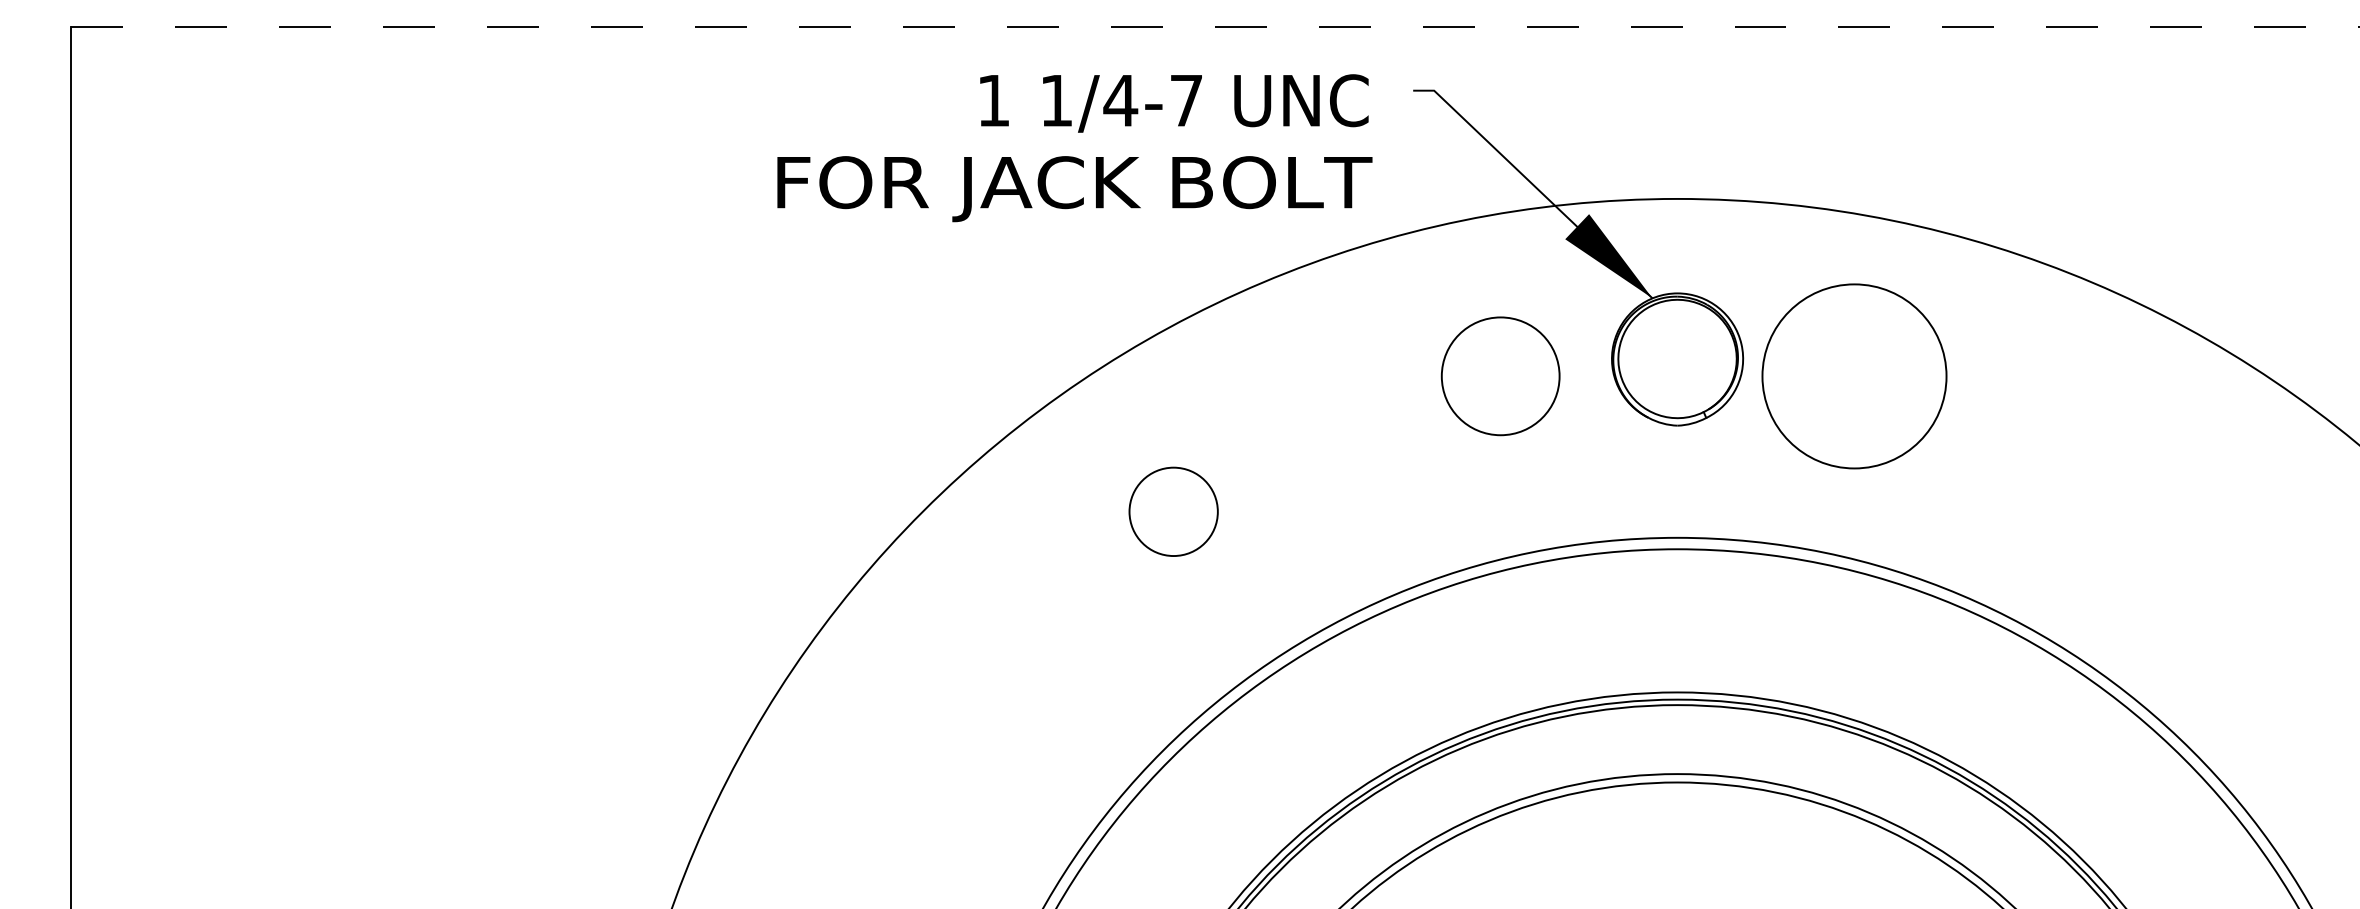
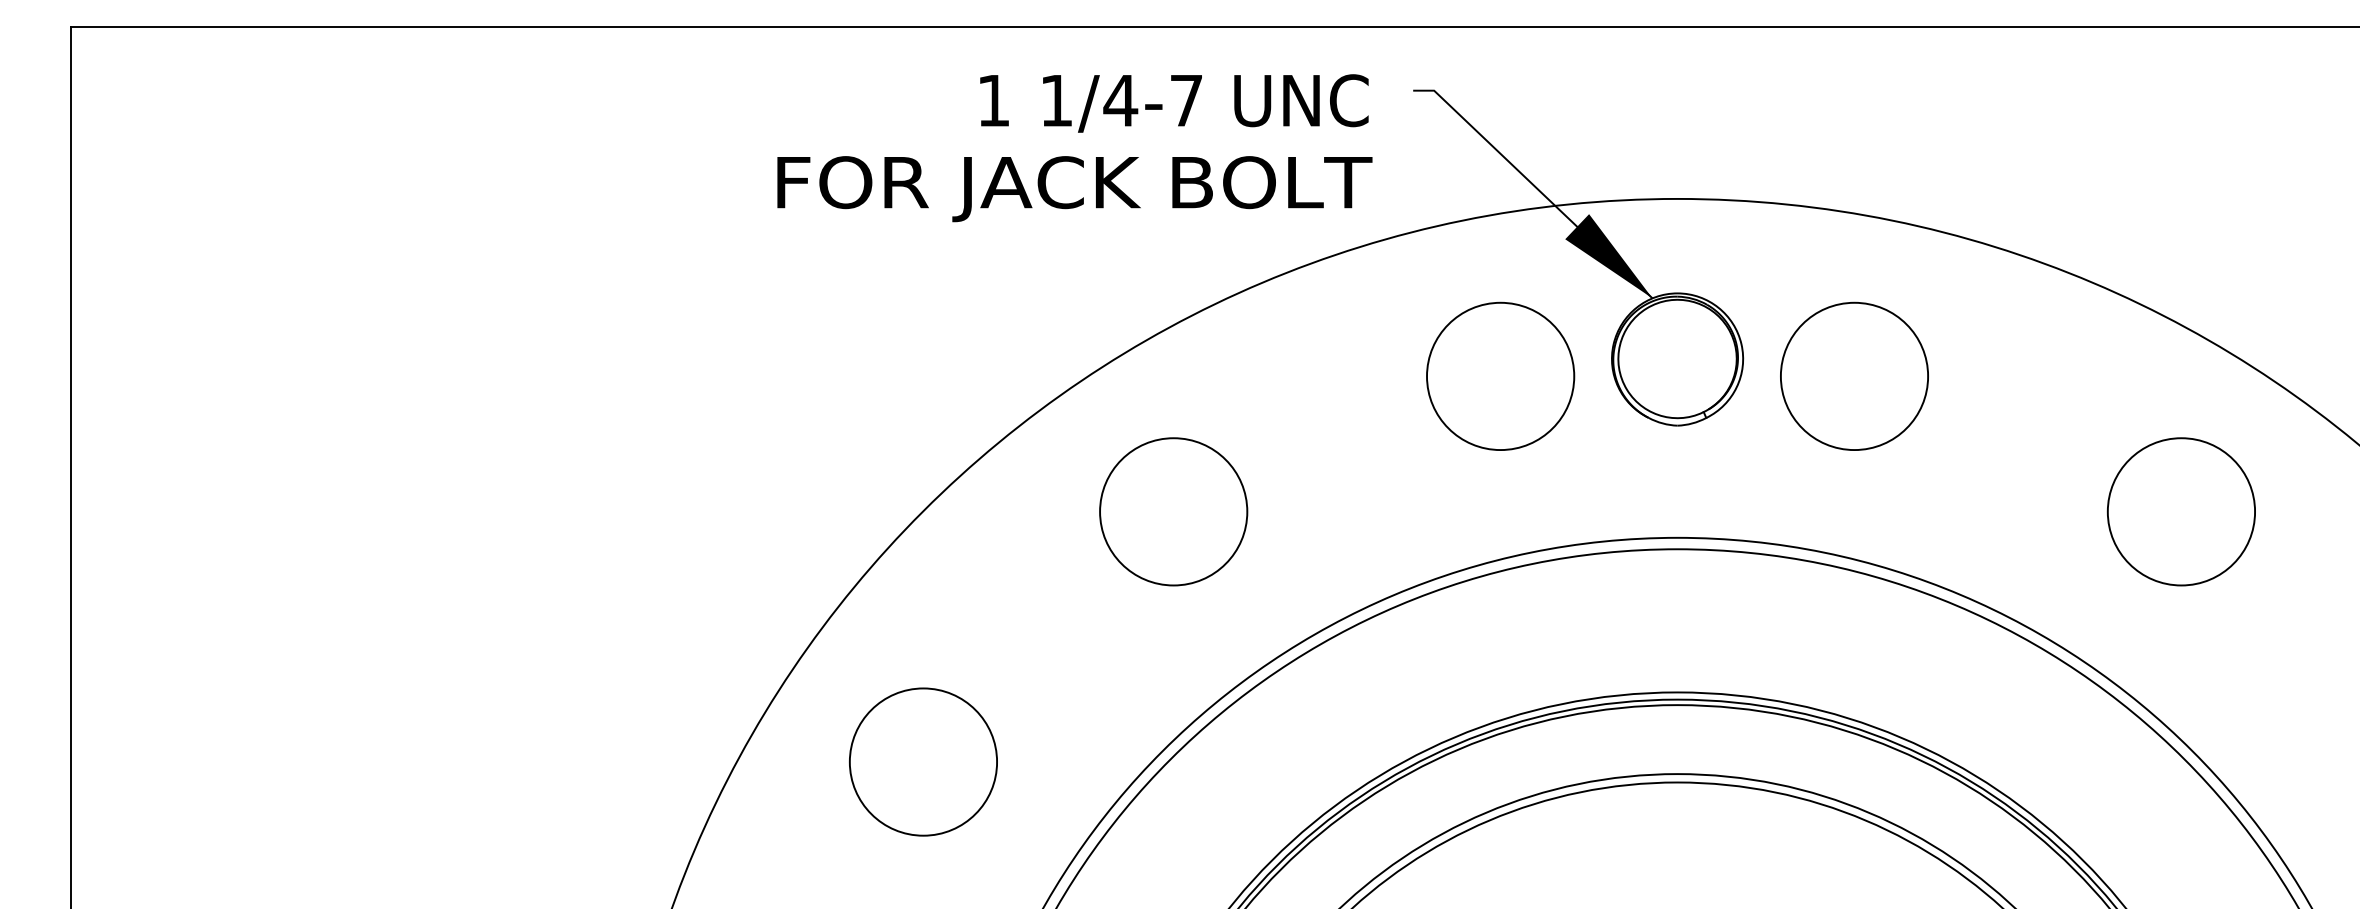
line: dashed -> solid (1215, 27)
circle size: 121x121 px -> 150x150 px (1500, 375)
circle diameter: 184 px -> 147 px (1854, 376)
circle diameter: 88 px -> 147 px (1173, 511)
circle: none -> present (2180, 511)
circle: none -> present (923, 761)
